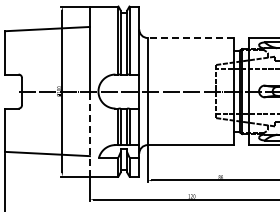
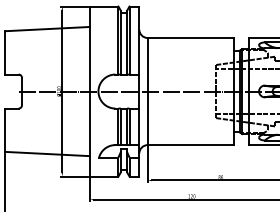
line: dashed -> solid (190, 38)
line: dashed -> solid (89, 133)
